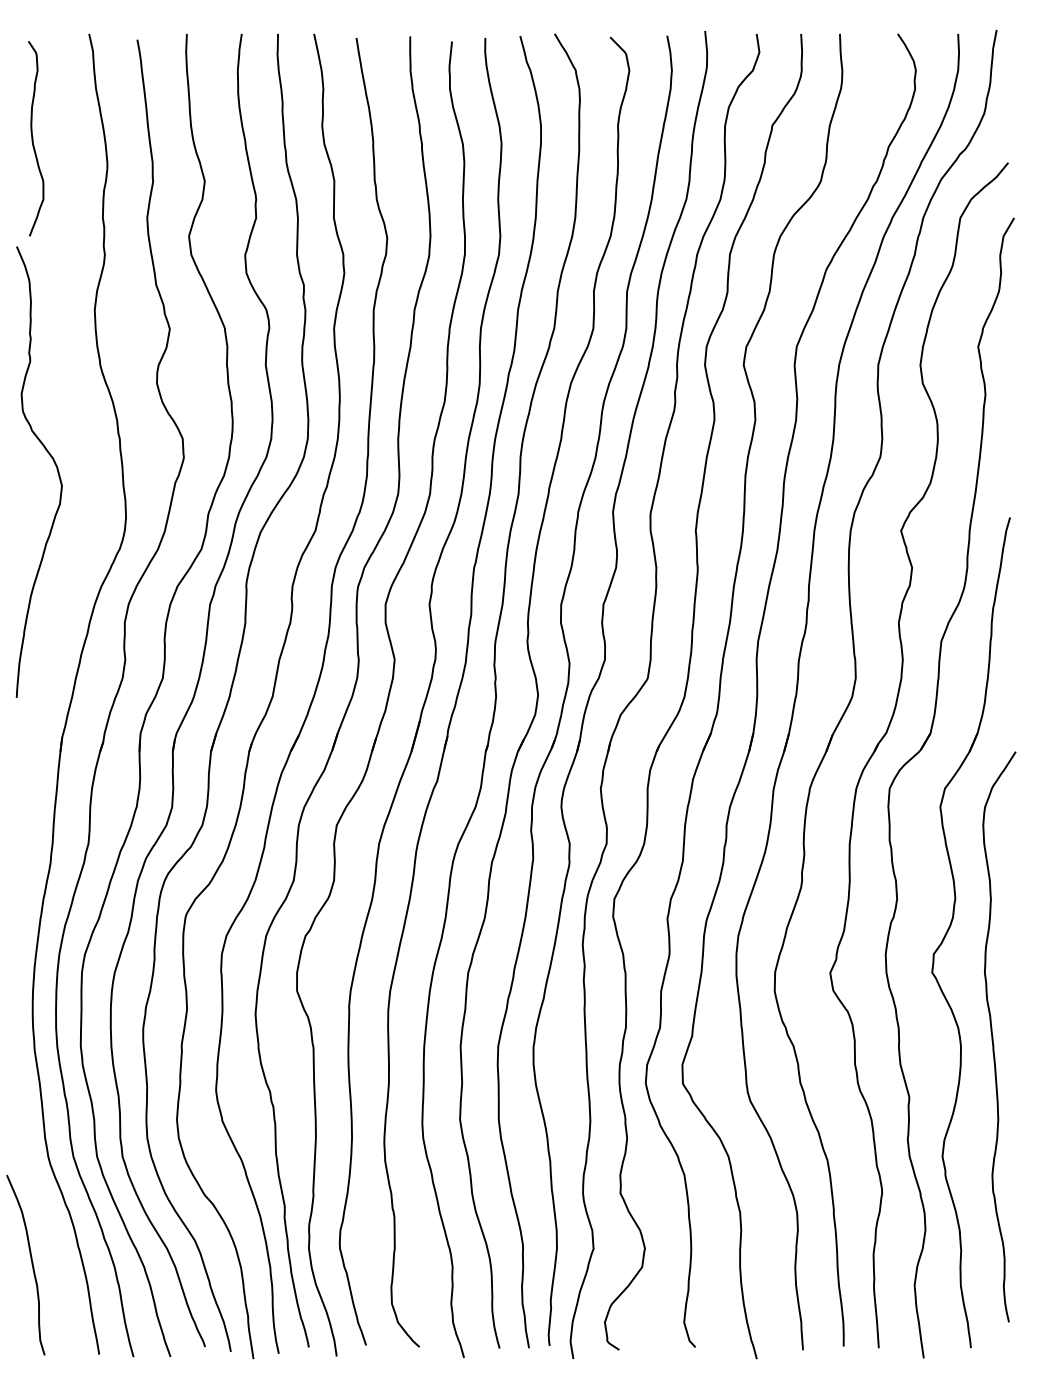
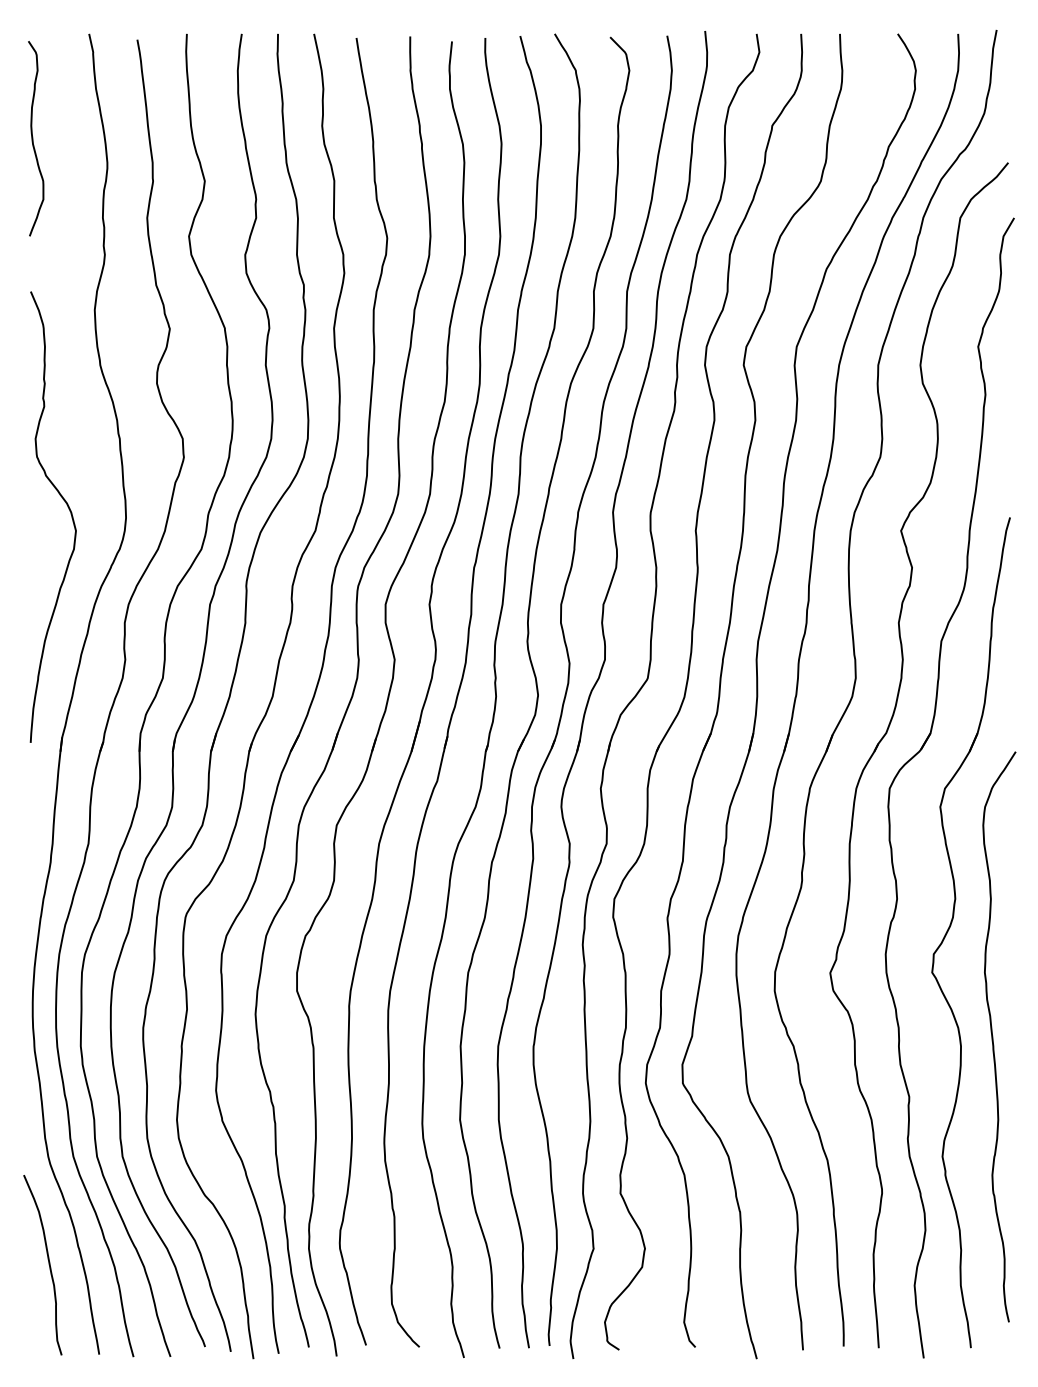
curve position: (54, 464) -> (68, 509) (68, 509)
curve position: (31, 1264) -> (48, 1264) (48, 1264)
